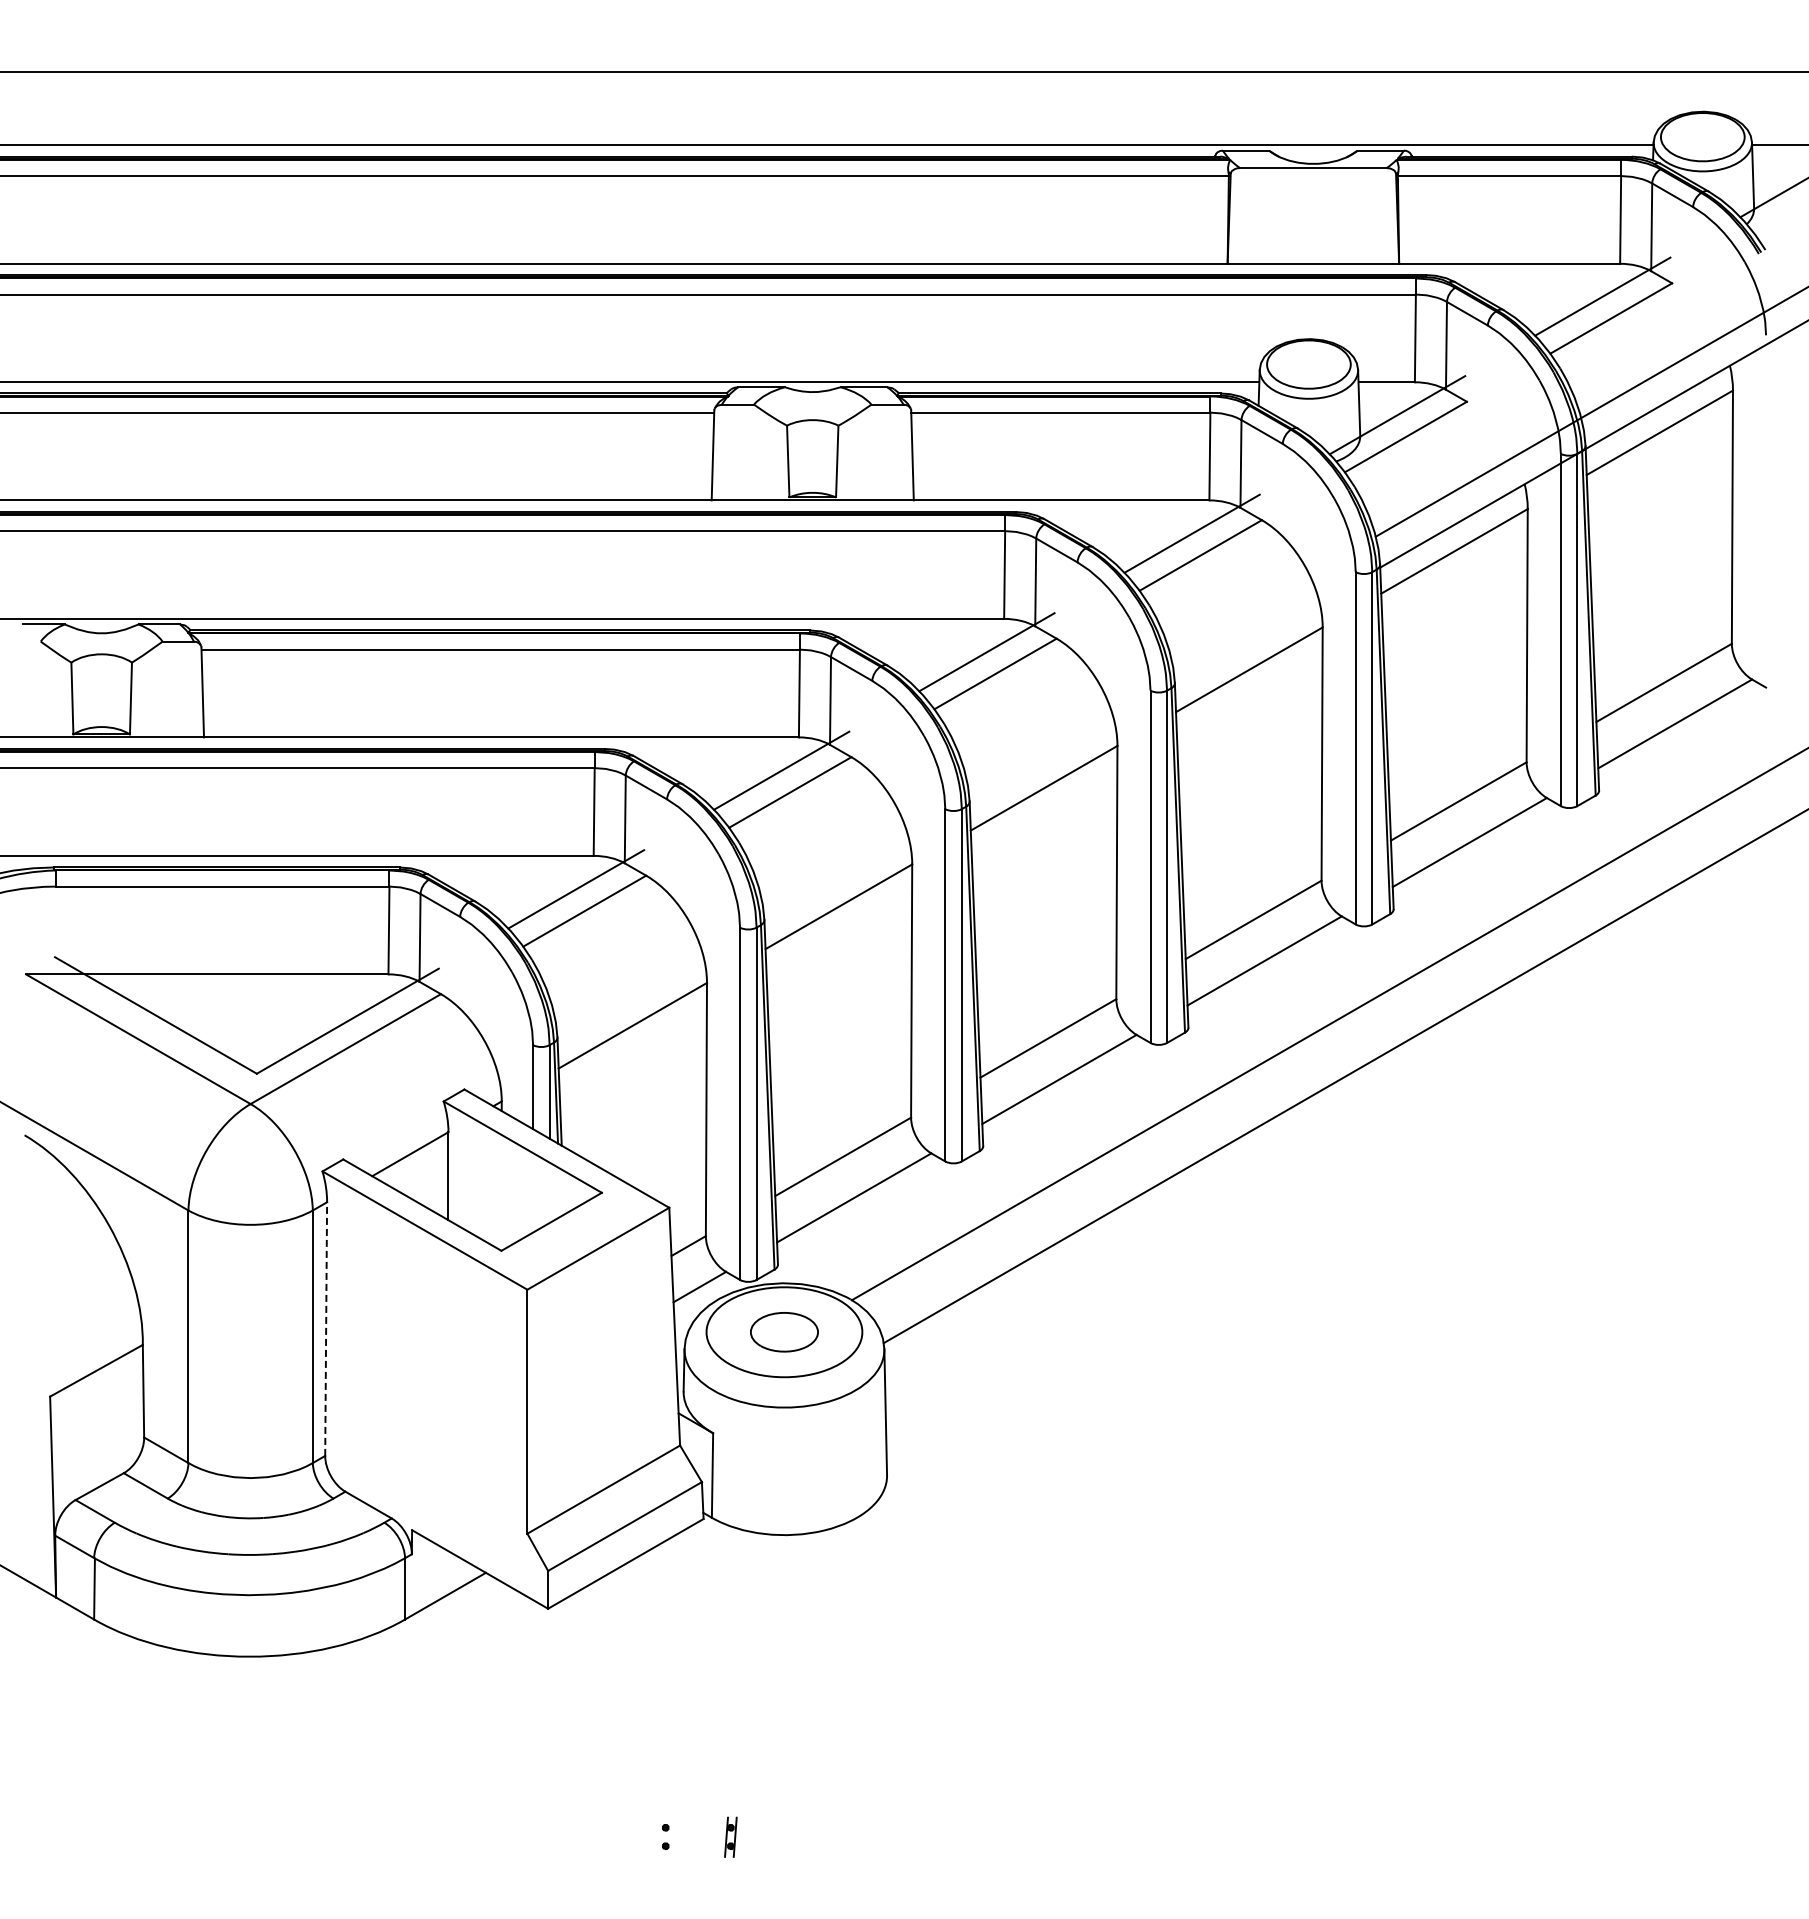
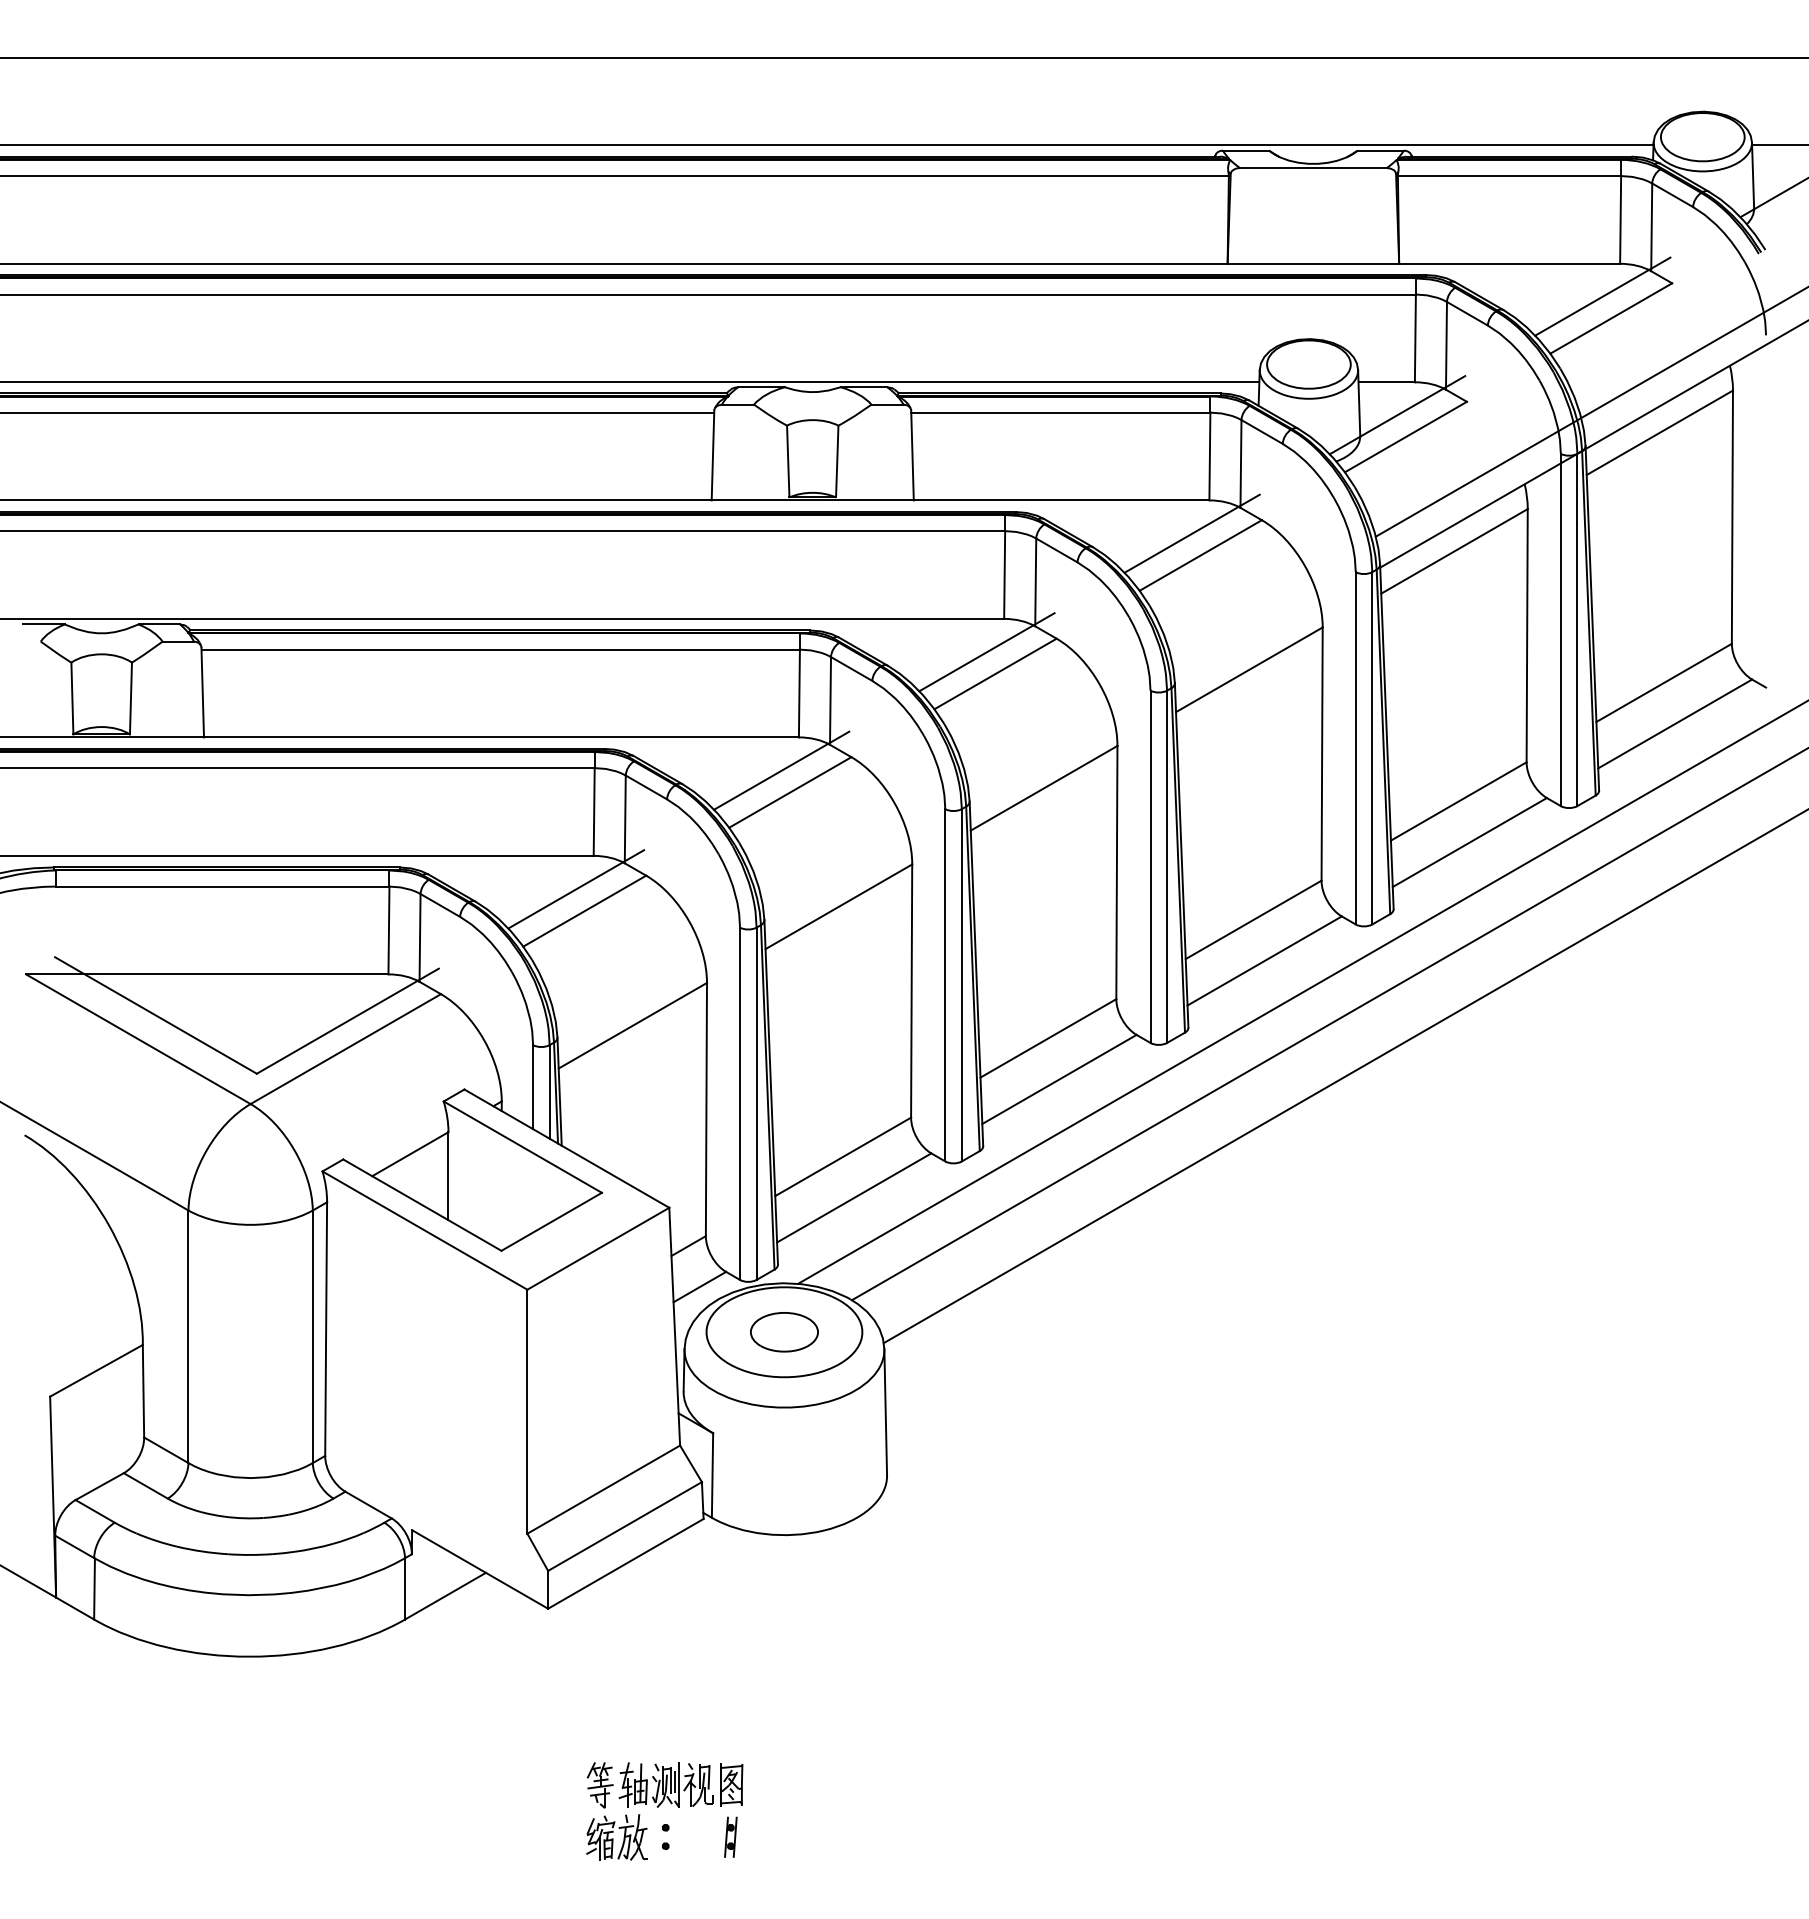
line position: (903, 71) -> (903, 57) (903, 57)
line: none -> present (1301, 992)
line: dashed -> solid (326, 1329)
part: none -> present (659, 1806)
